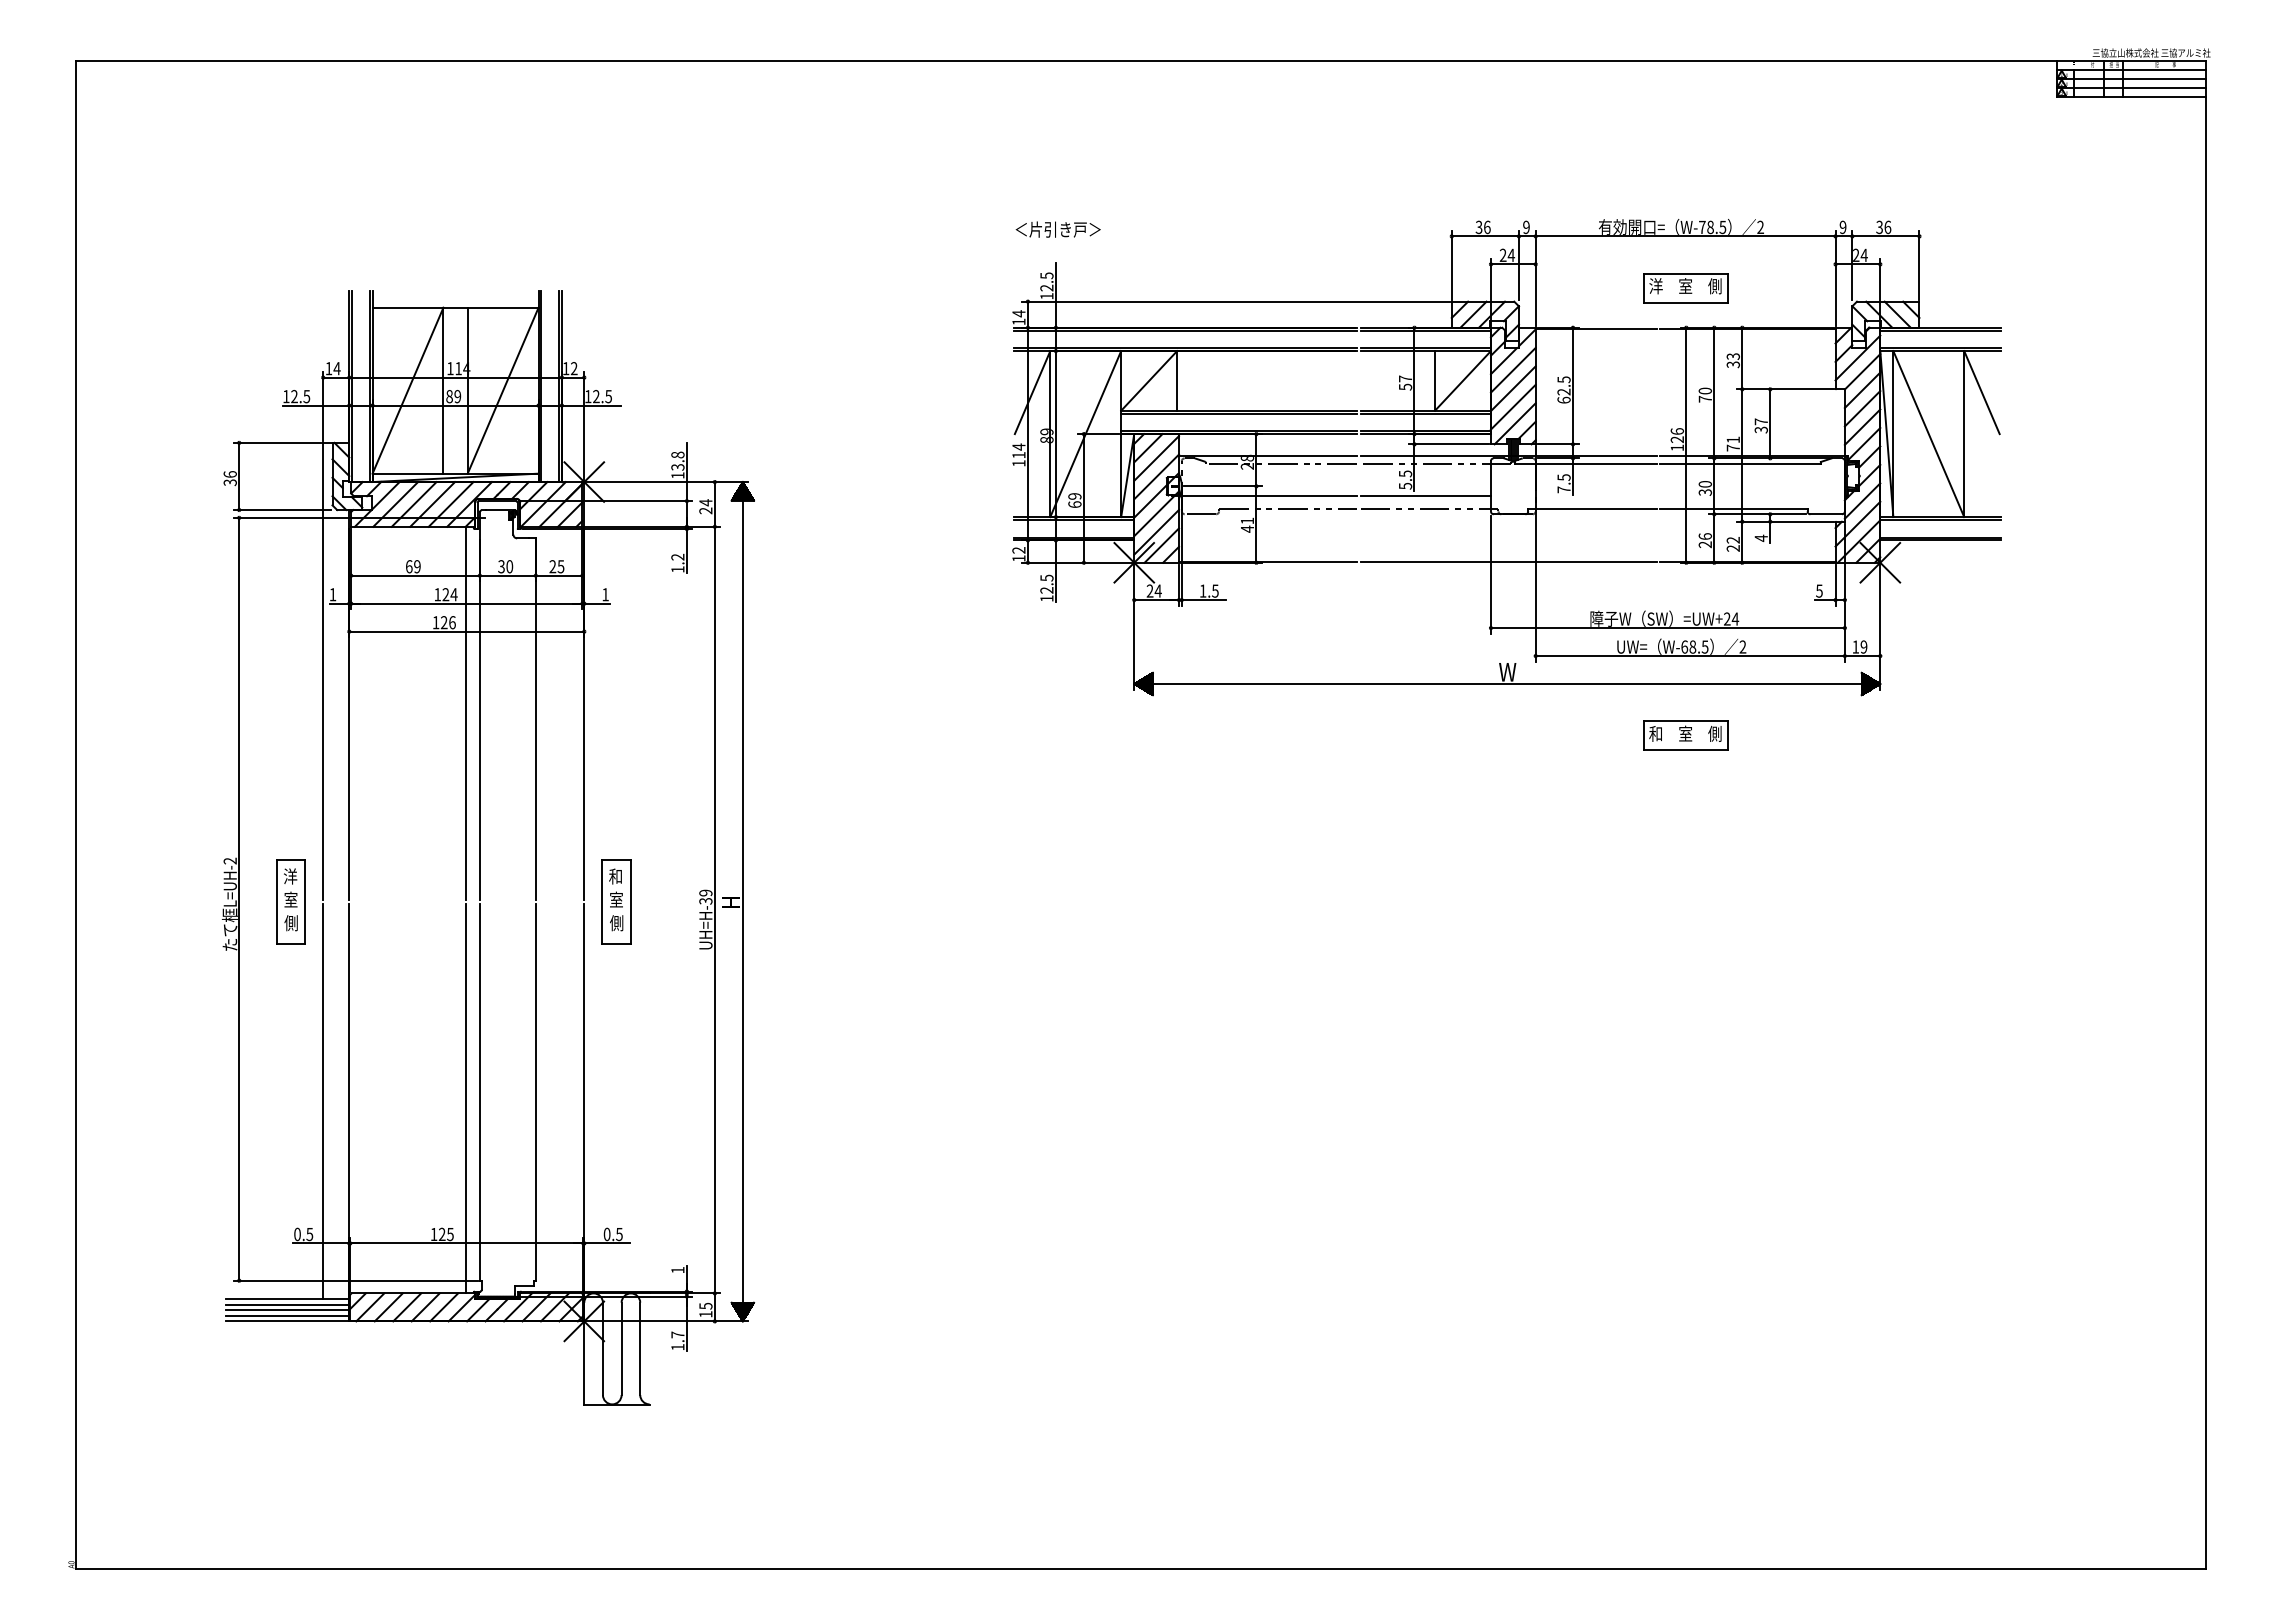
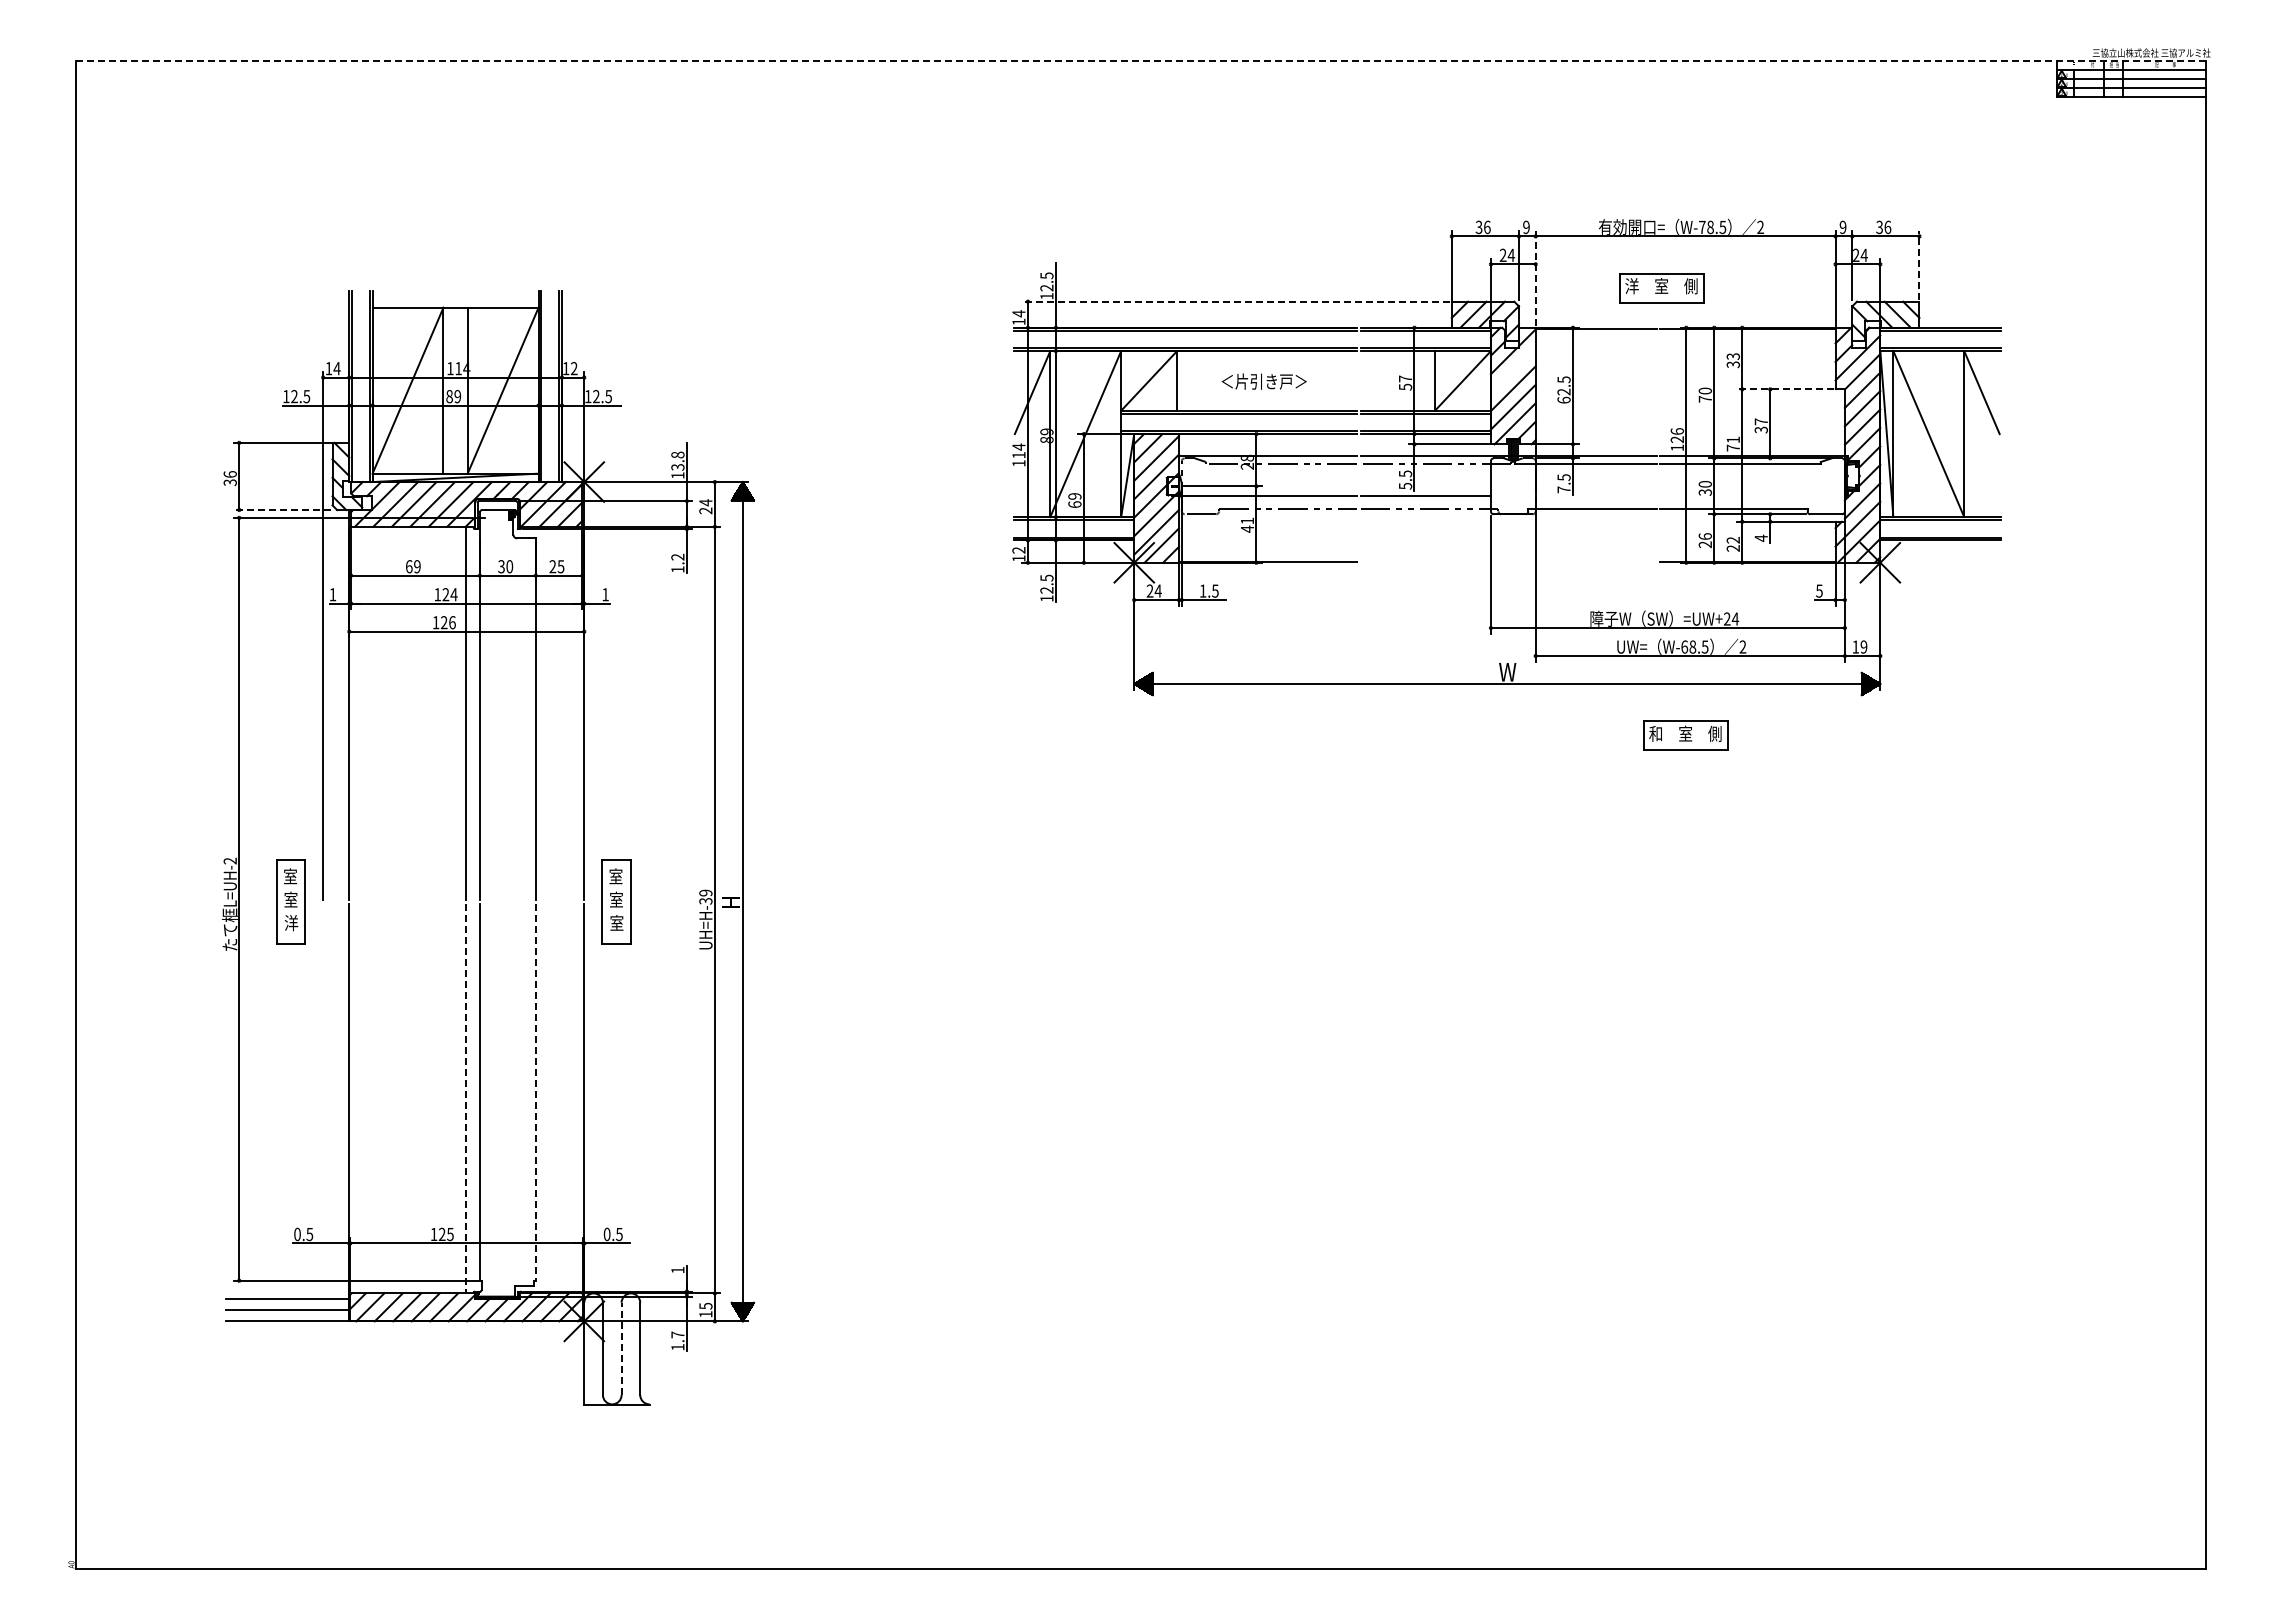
line: solid -> dashed (1141, 60)
text position: (1057, 229) -> (1263, 381) (1263, 381)
line: solid -> dashed (1919, 265)
line: solid -> dashed (1535, 278)
part position: (1685, 288) -> (1661, 288) (1661, 288)
line: solid -> dashed (1236, 301)
line: present -> none (1512, 369)
line: solid -> dashed (1784, 389)
line: solid -> dashed (281, 510)
line: present -> none (1508, 561)
text: 洋 -> 室 (290, 876)
text: 和 -> 室 (615, 876)
text: 側 -> 洋 (291, 923)
text: 側 -> 室 (616, 923)
line: solid -> dashed (535, 1092)
line: solid -> dashed (465, 1098)
line: present -> none (323, 1101)
line: present -> none (287, 1304)
line: present -> none (287, 1315)
line: solid -> dashed (621, 1348)
